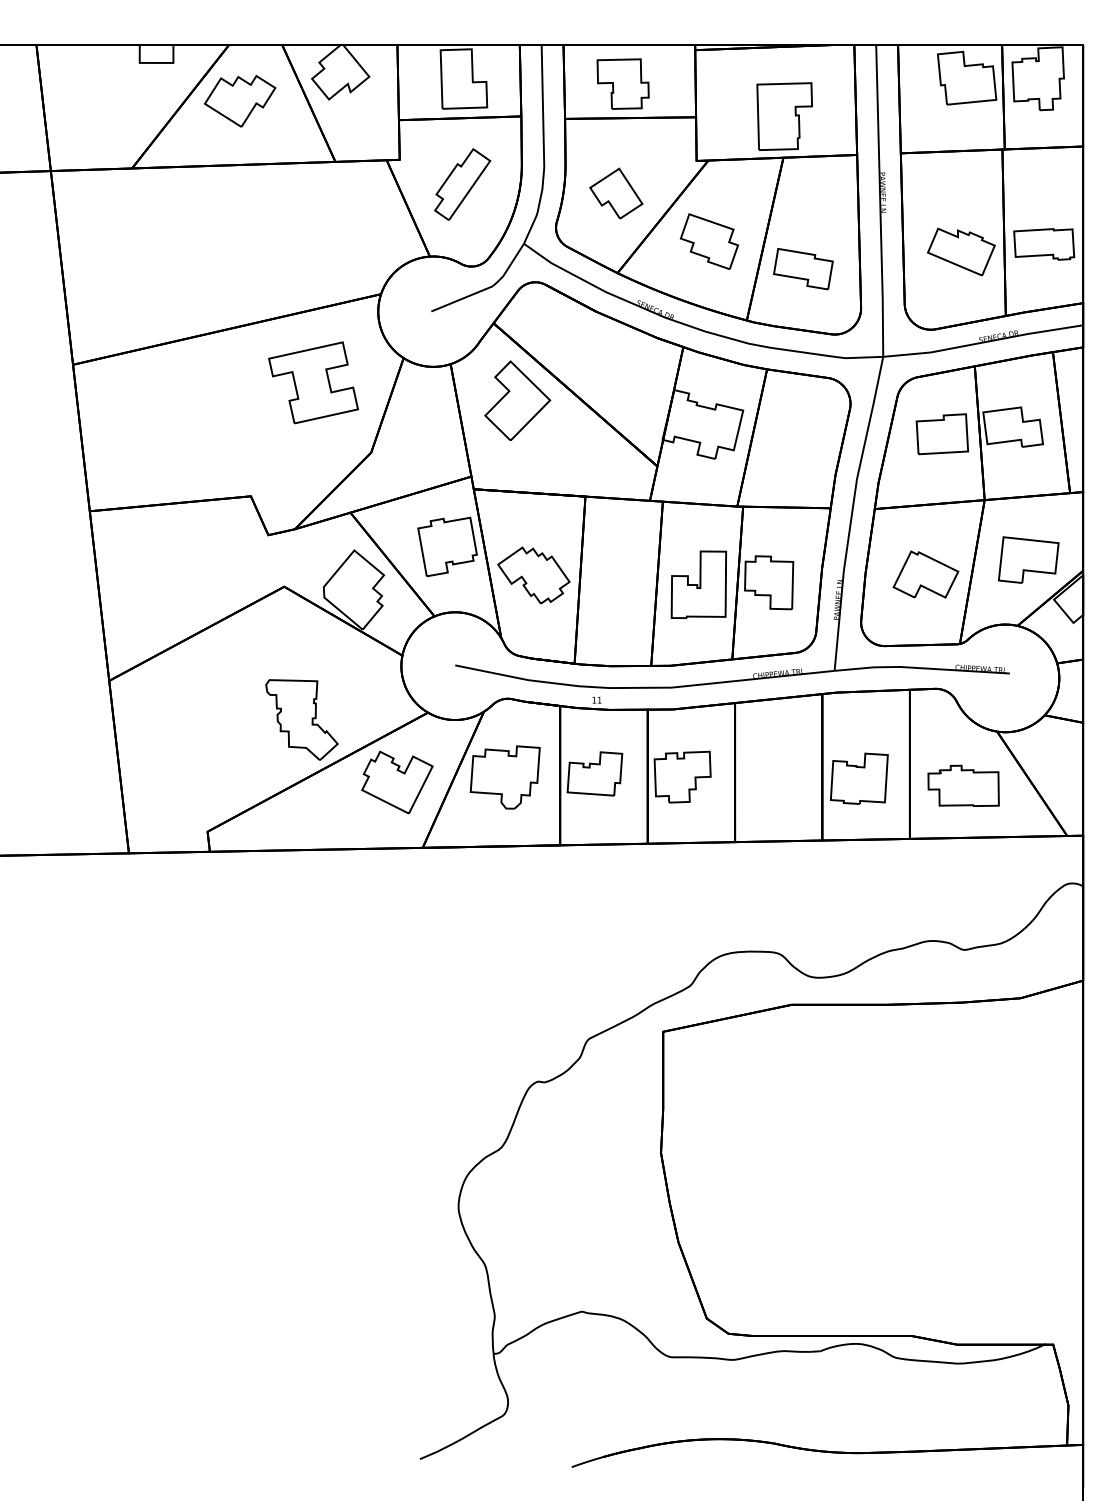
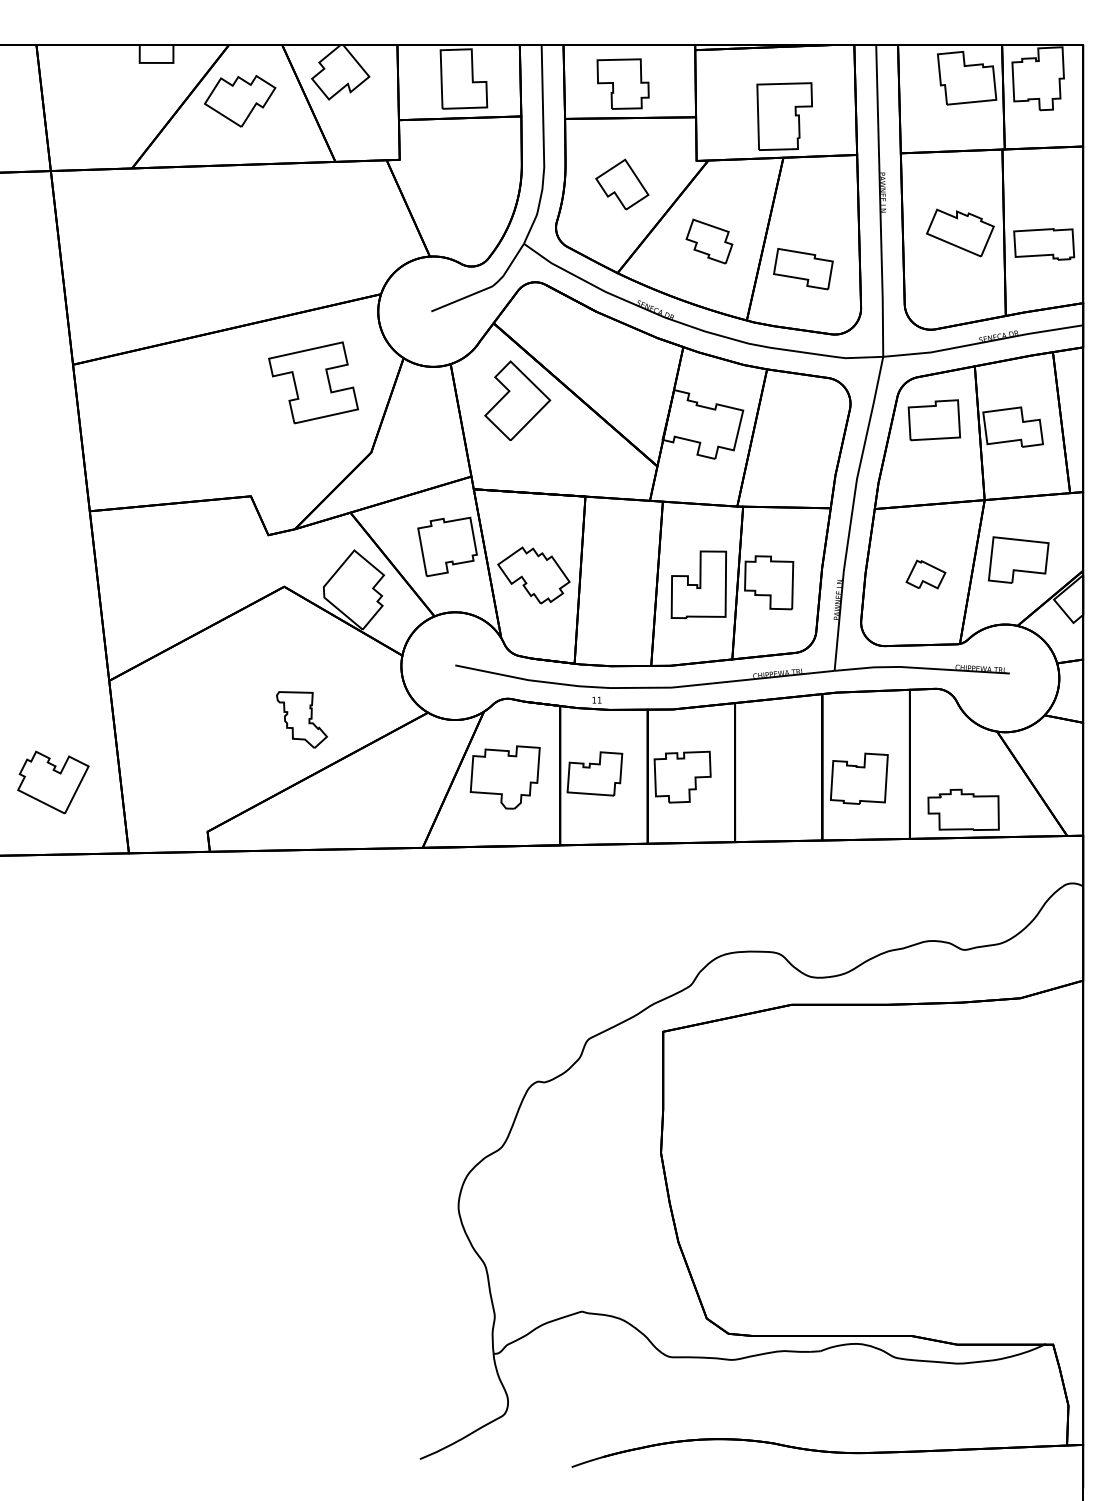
part: present -> none (462, 184)
part position: (616, 193) -> (622, 184) (622, 184)
part size: 59x57 px -> 49x47 px (709, 241)
part position: (961, 251) -> (960, 232) (960, 232)
part position: (941, 434) -> (933, 420) (933, 420)
part position: (1028, 559) -> (1018, 559) (1018, 559)
part size: 68x49 px -> 42x31 px (925, 574)
part size: 74x82 px -> 52x58 px (301, 719)
part position: (397, 782) -> (53, 782) (53, 782)
part position: (963, 785) -> (963, 809) (963, 809)
